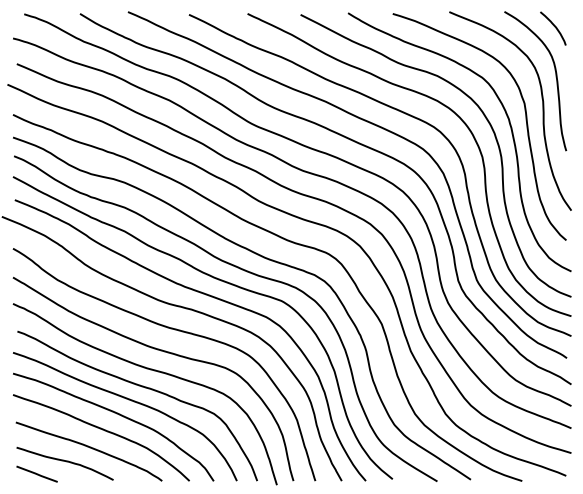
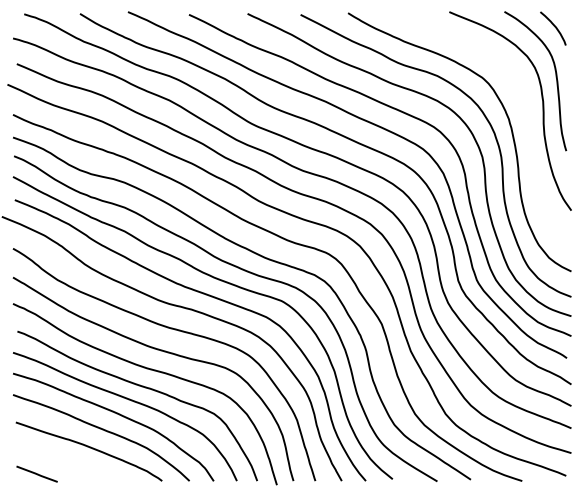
curve: present -> none (525, 120)
curve: present -> none (64, 461)
